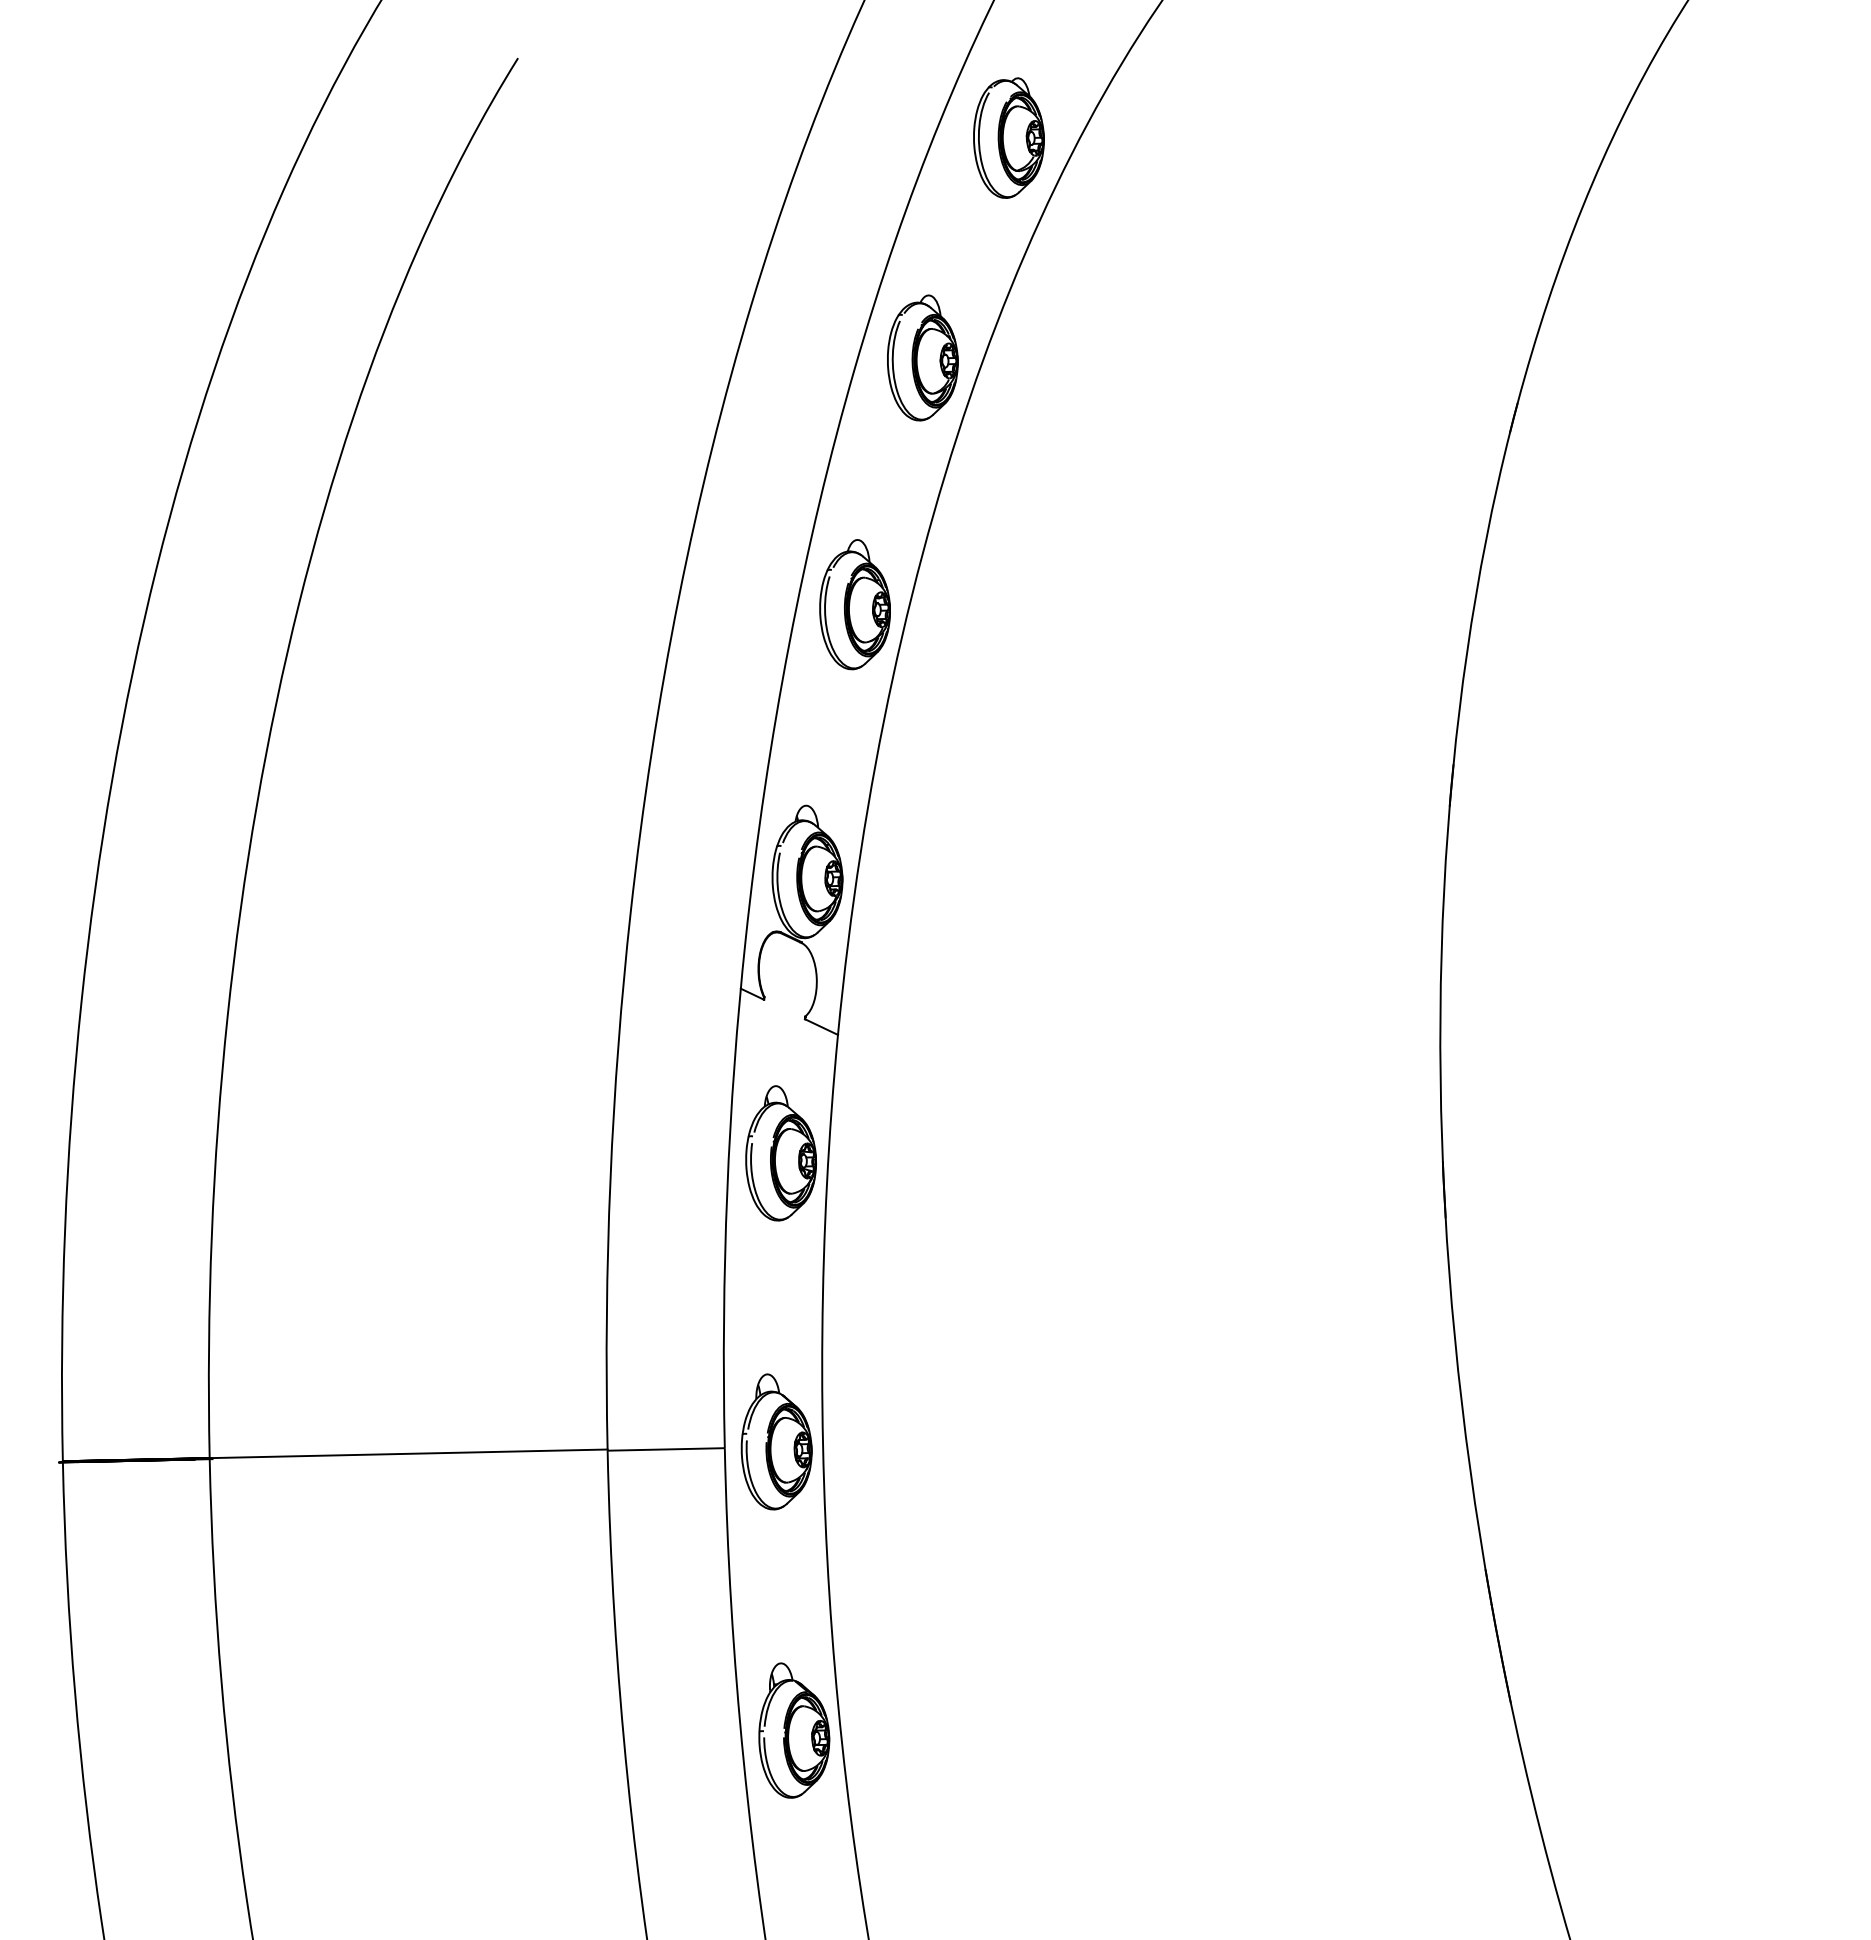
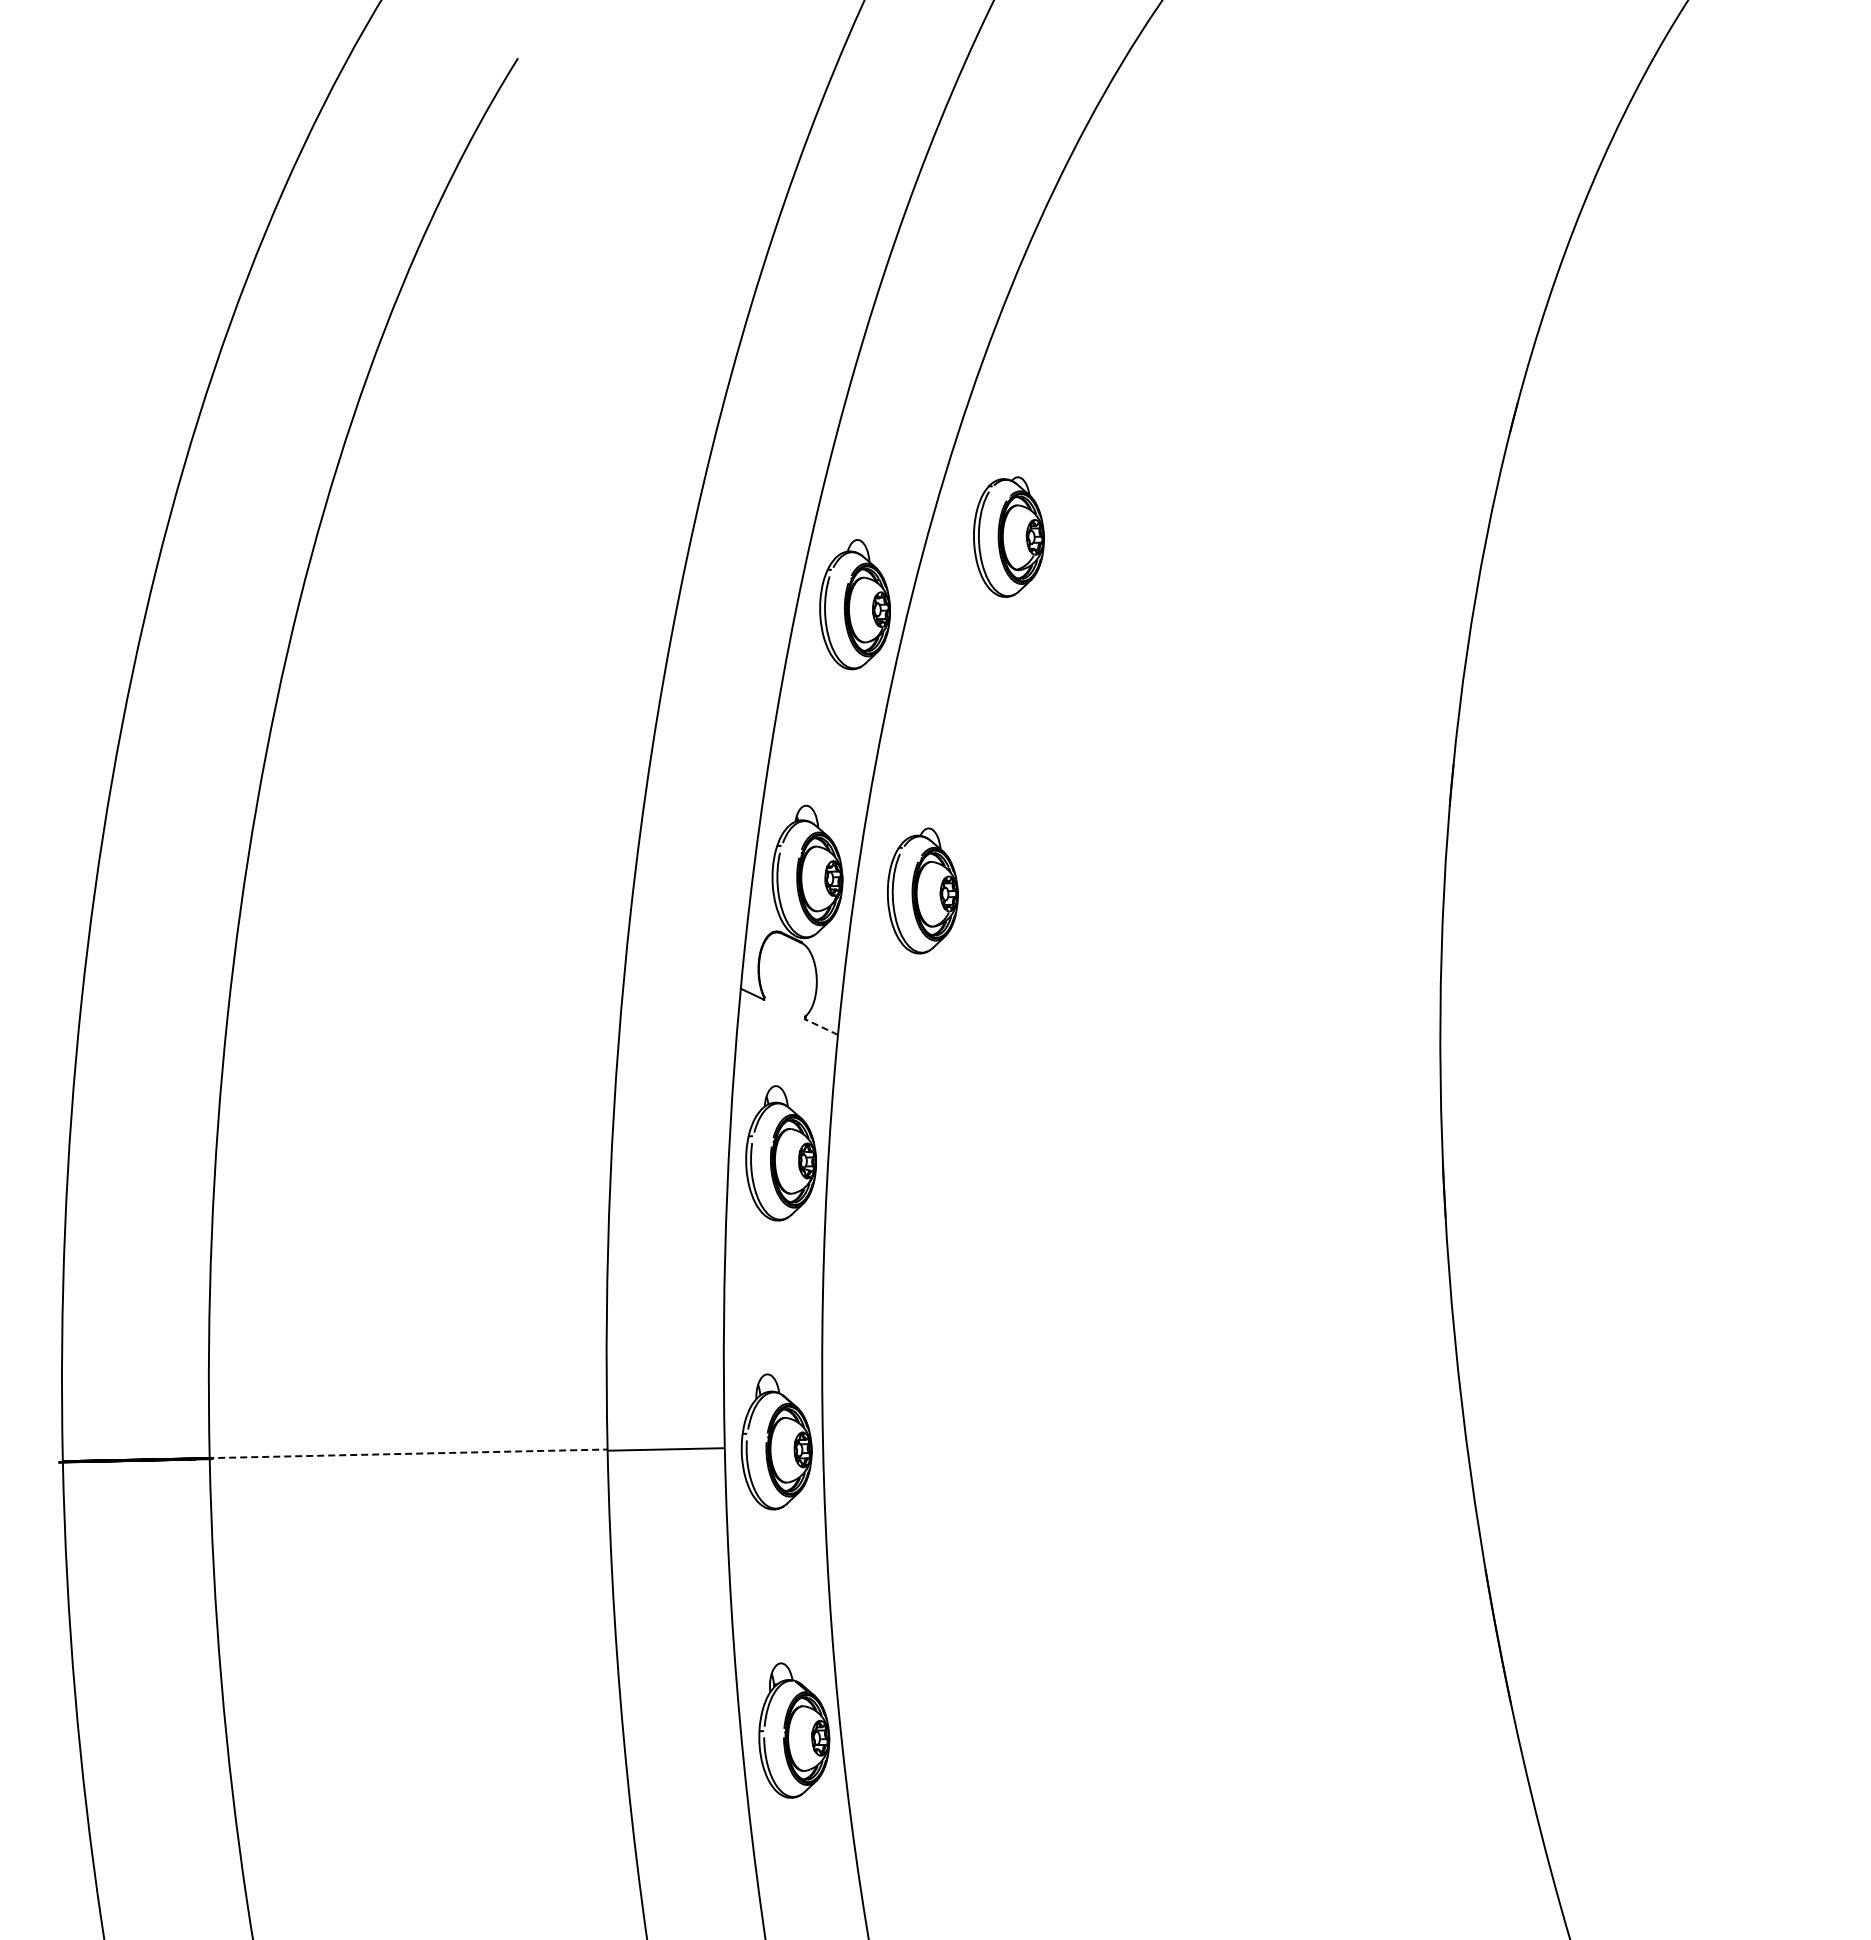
part position: (1008, 137) -> (1008, 536) (1008, 536)
part position: (922, 357) -> (922, 890) (922, 890)
line: solid -> dashed (821, 1026)
line: solid -> dashed (407, 1453)
